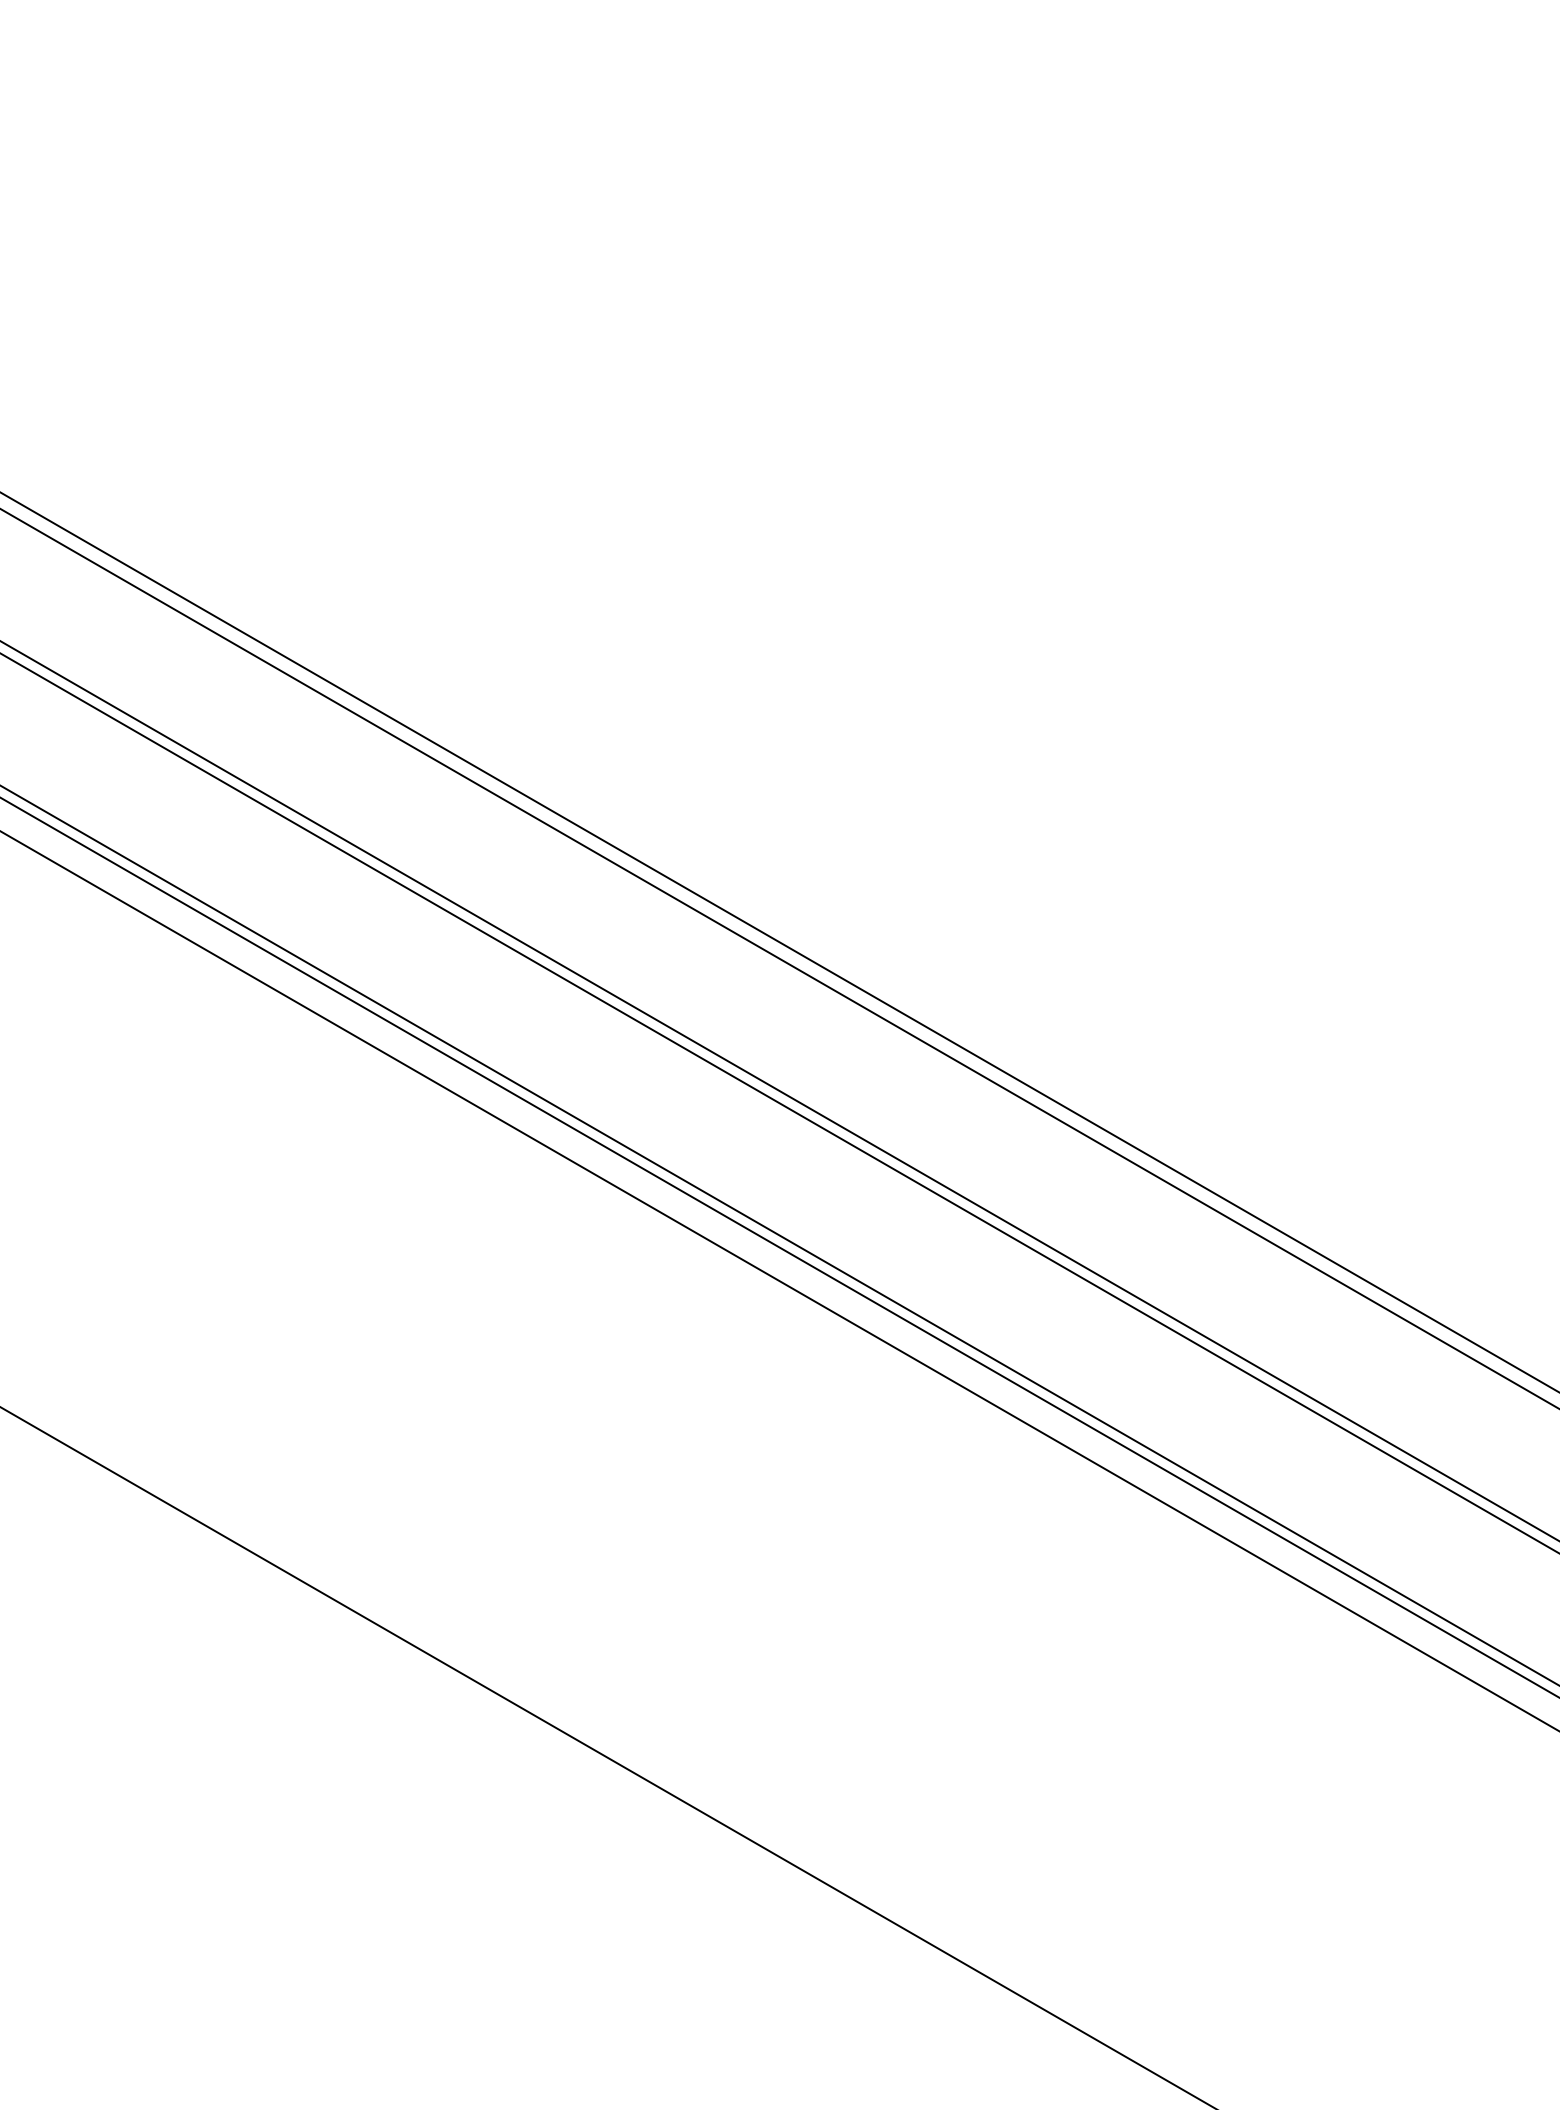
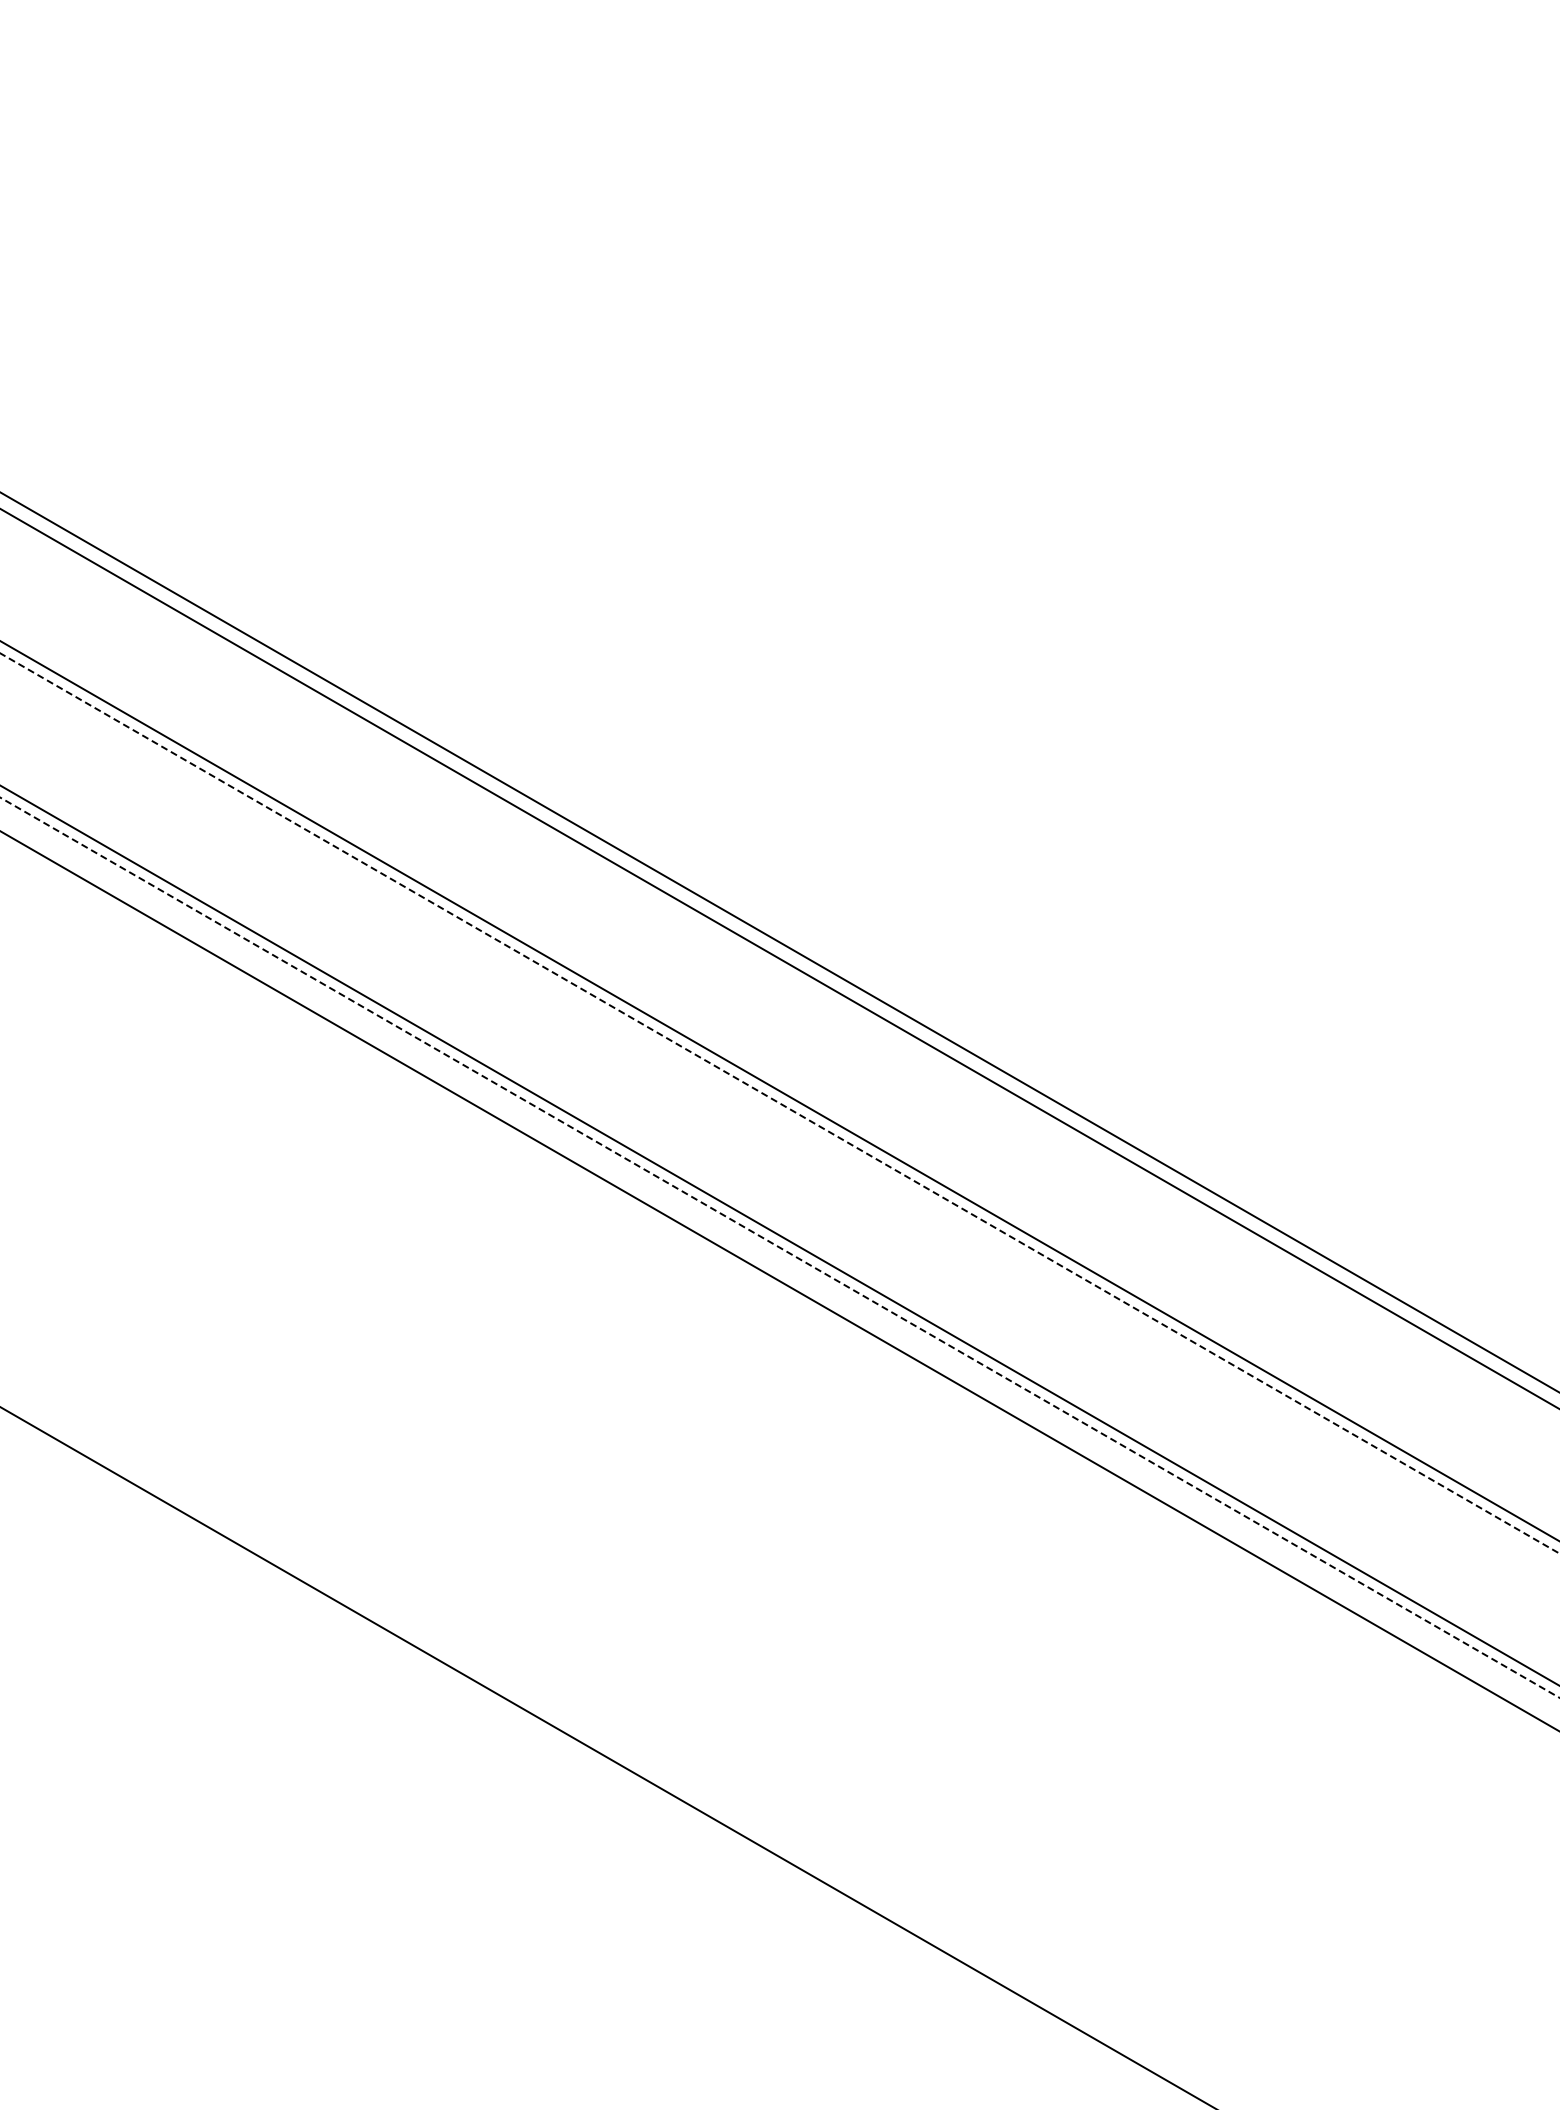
line: solid -> dashed (779, 1103)
line: solid -> dashed (780, 1247)
